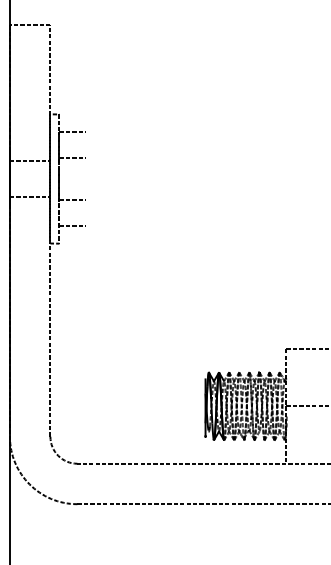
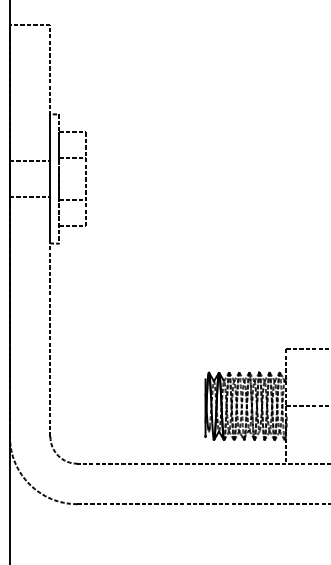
line: none -> present (86, 178)
